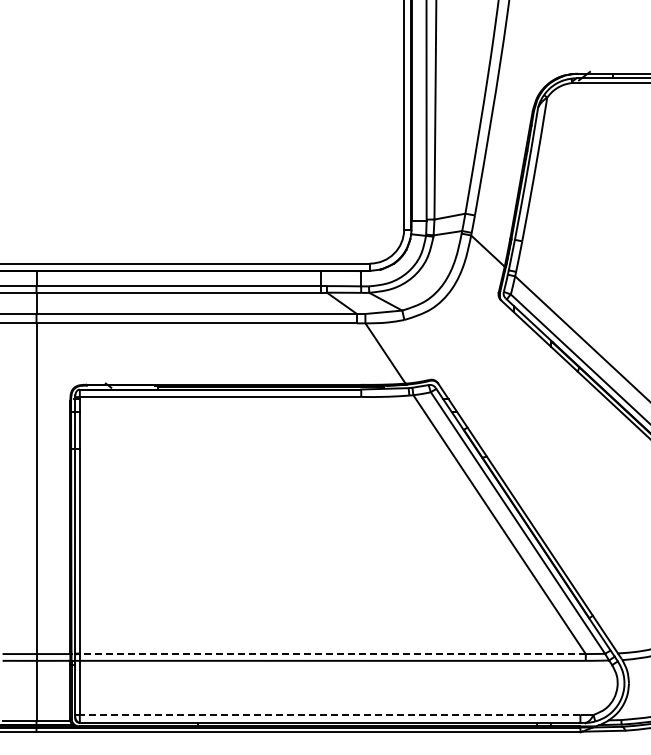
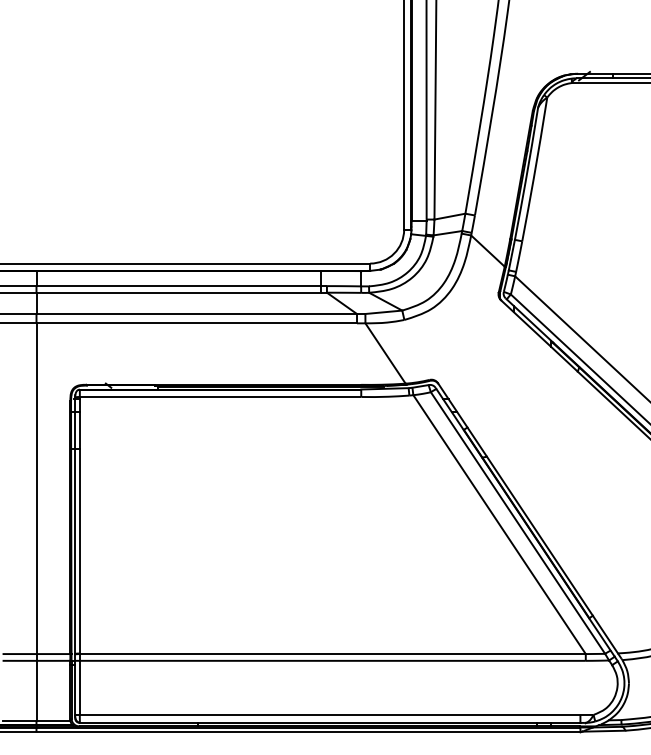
line: dashed -> solid (332, 654)
line: dashed -> solid (329, 714)
